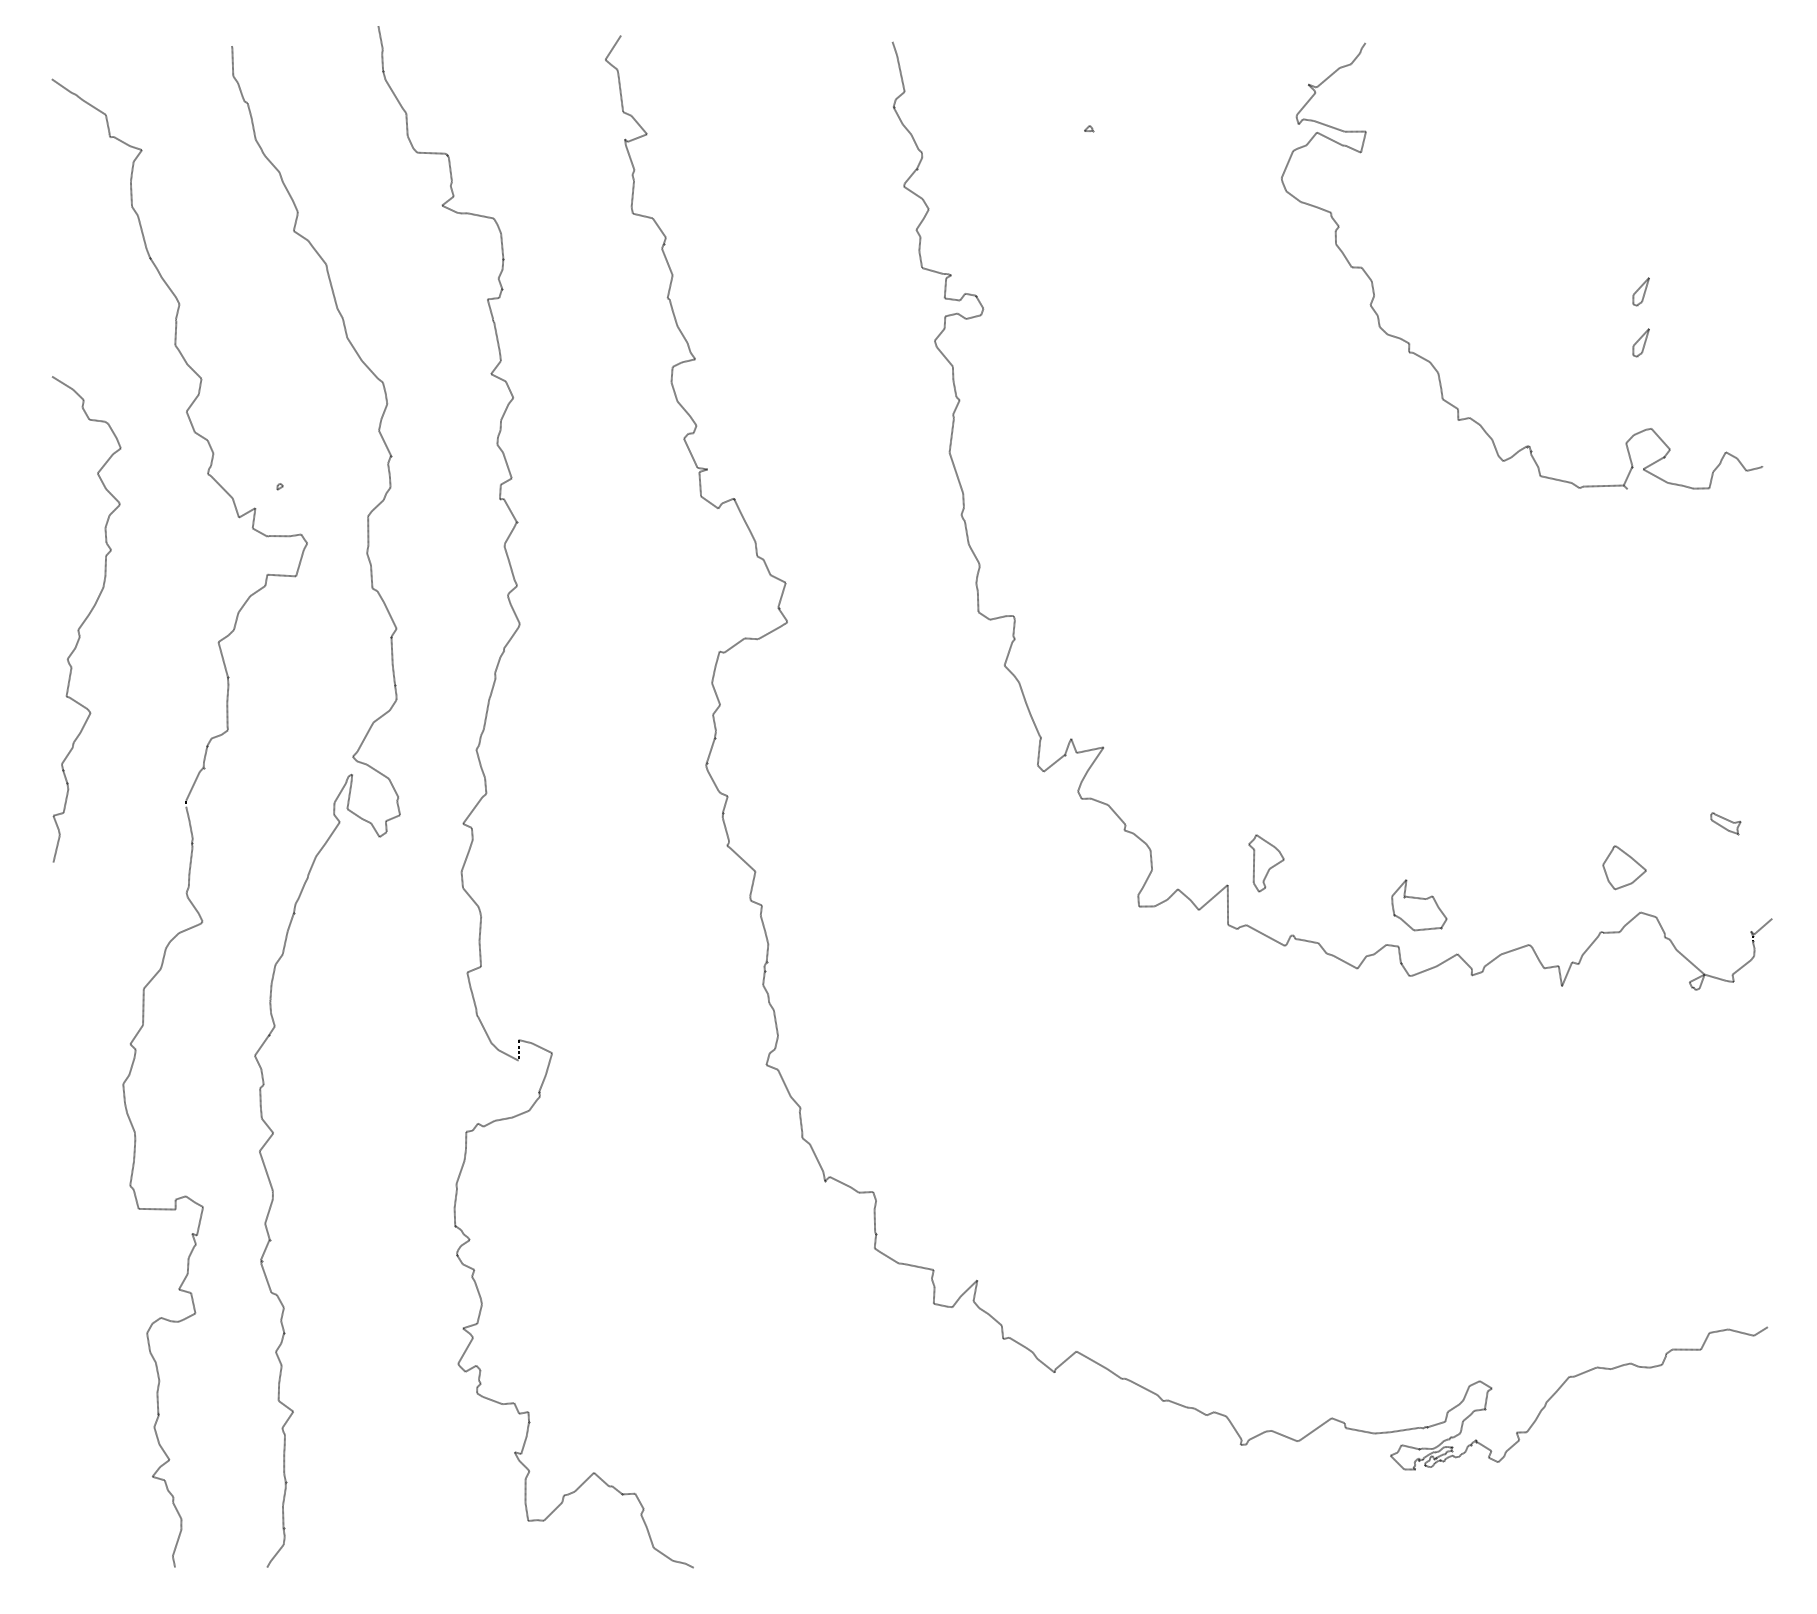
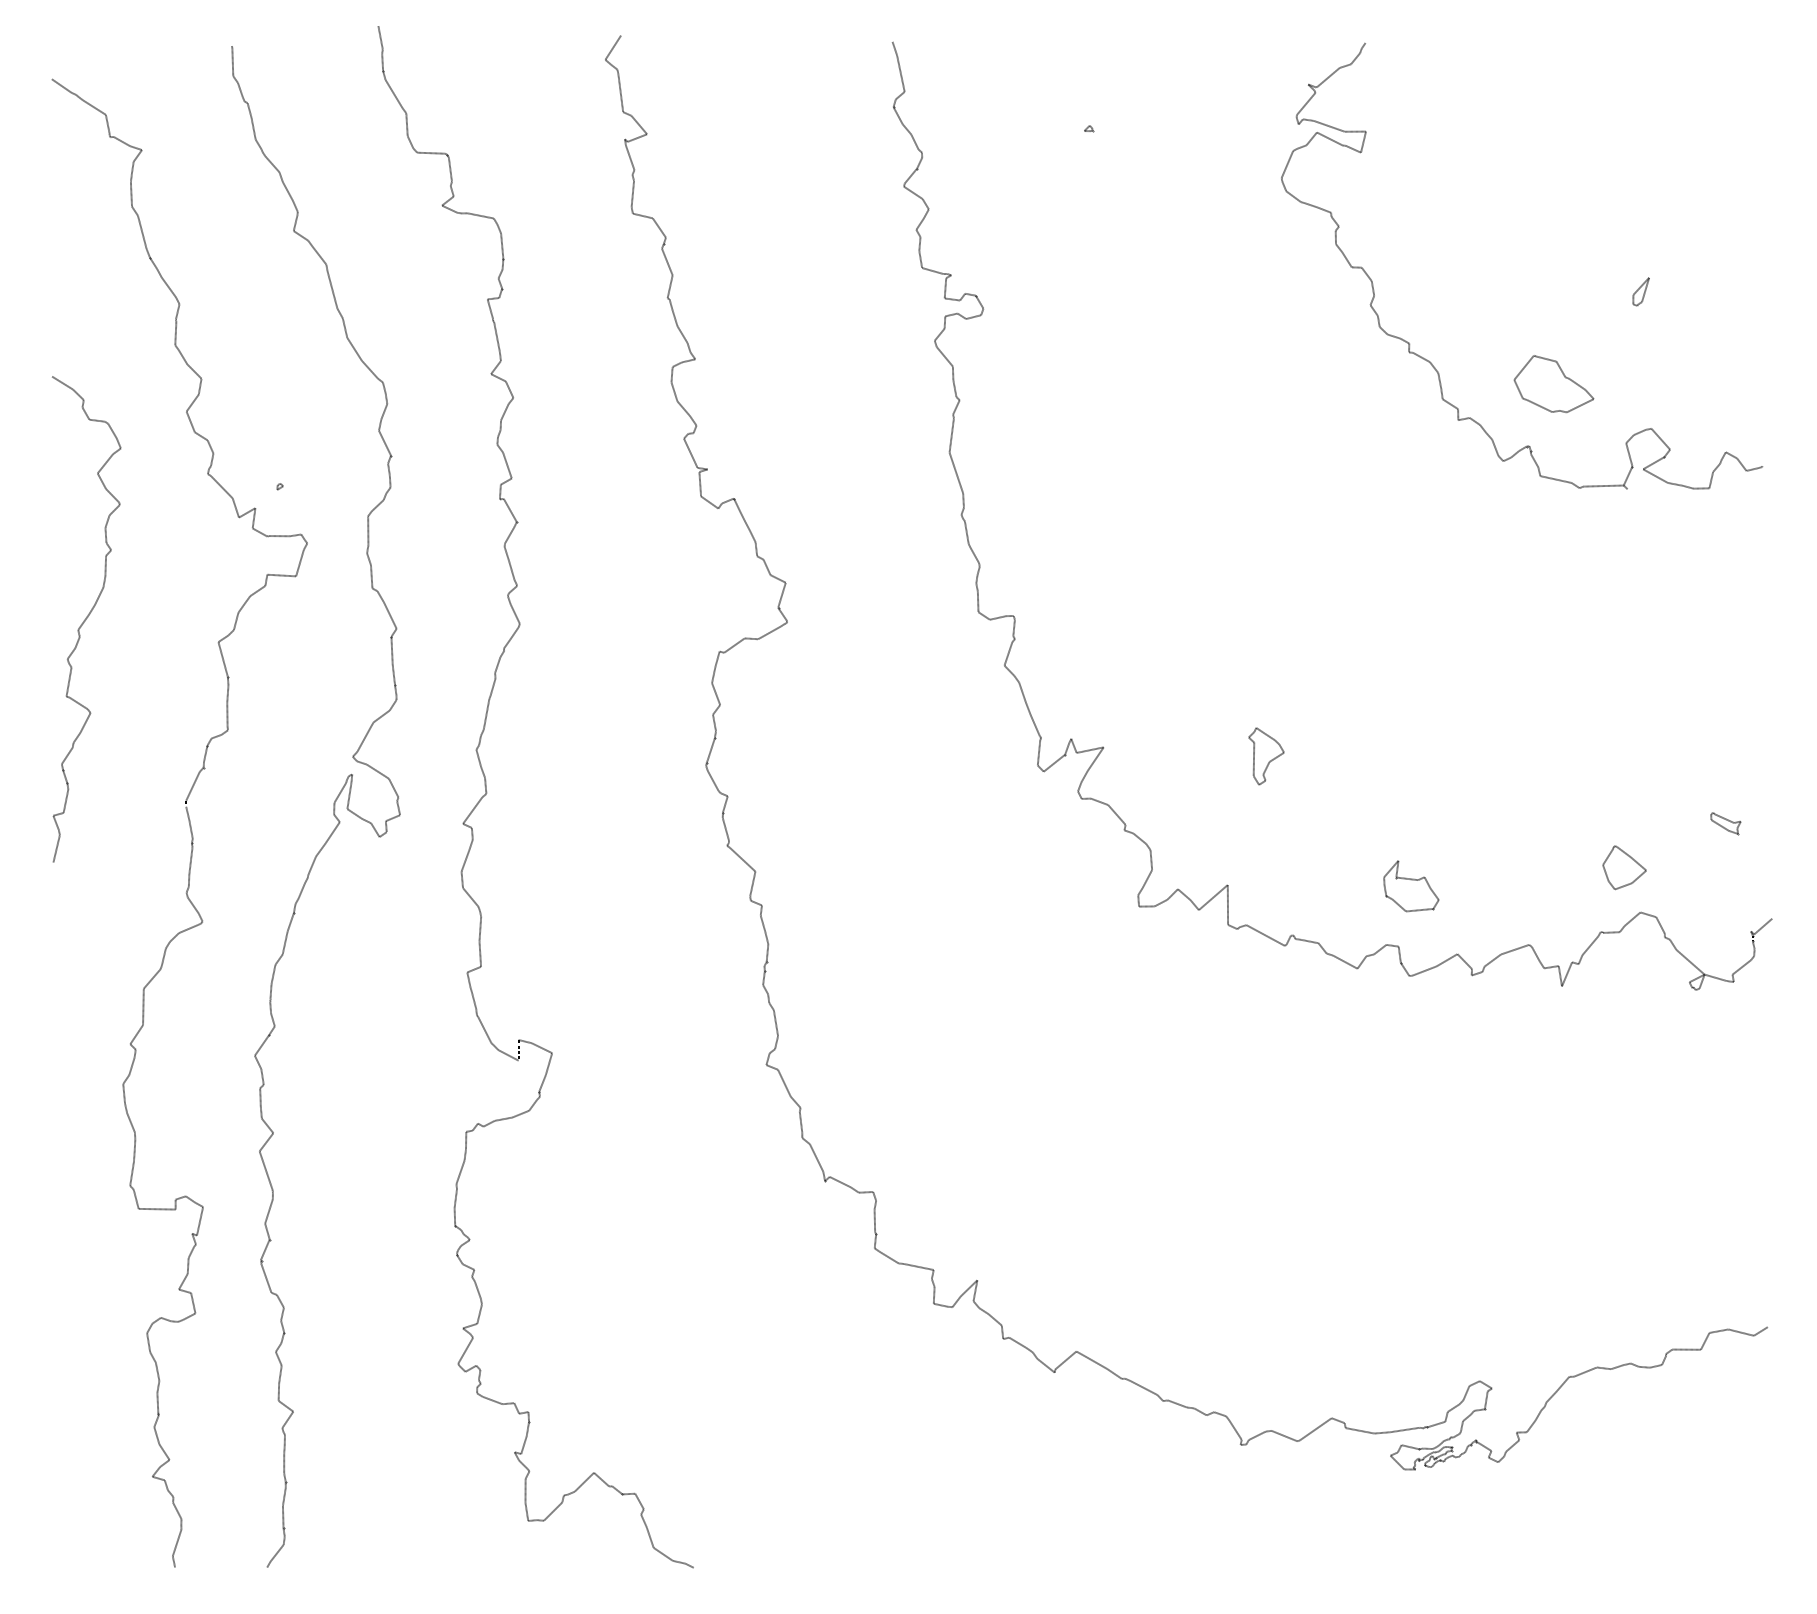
part: present -> none (1640, 342)
part: none -> present (1553, 383)
part position: (1266, 863) -> (1266, 756) (1266, 756)
part position: (1419, 905) -> (1411, 886) (1411, 886)
